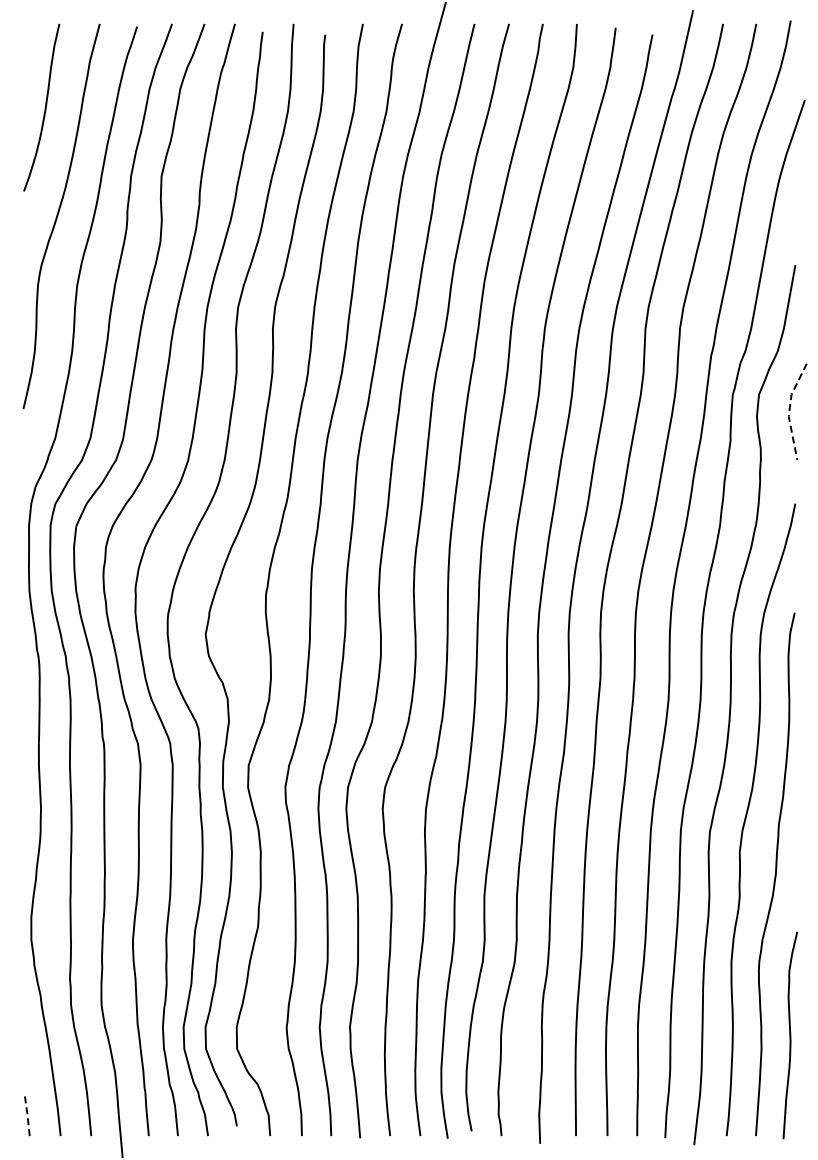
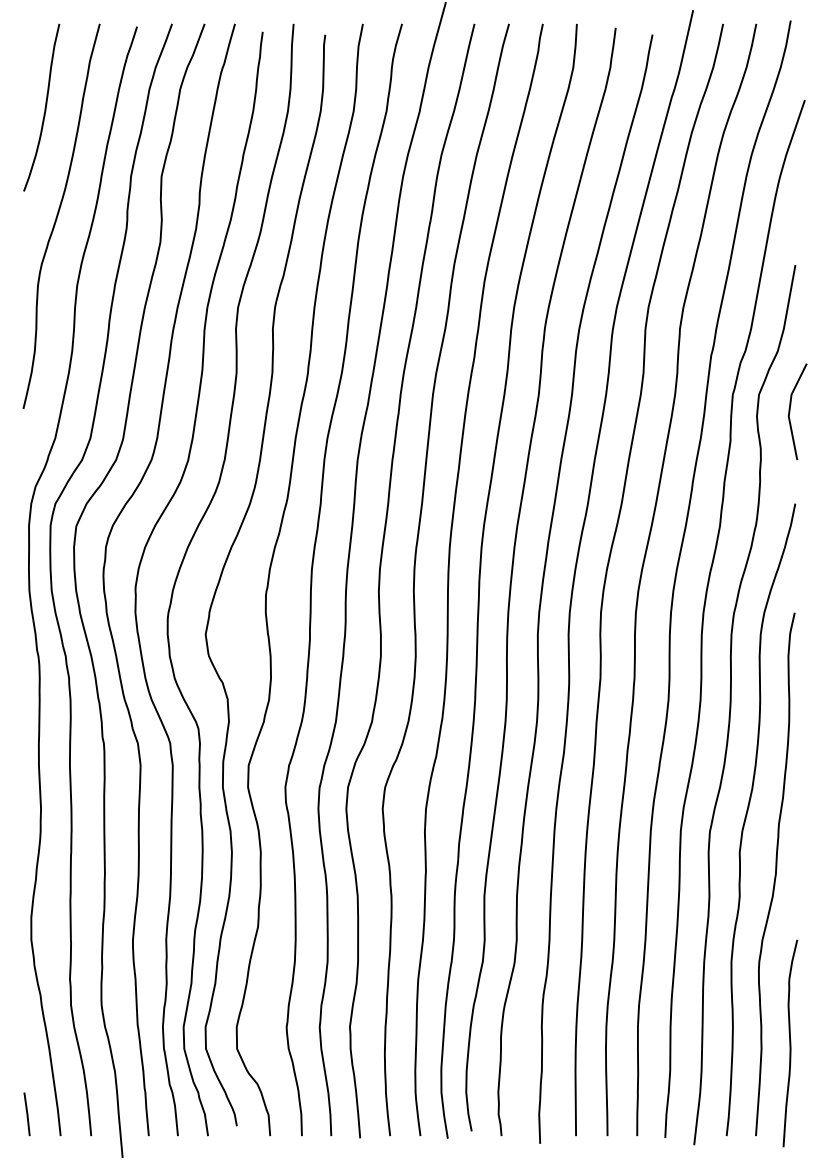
line: dashed -> solid (789, 410)
curve position: (790, 1035) -> (790, 1043) (790, 1043)
line: dashed -> solid (27, 1114)
